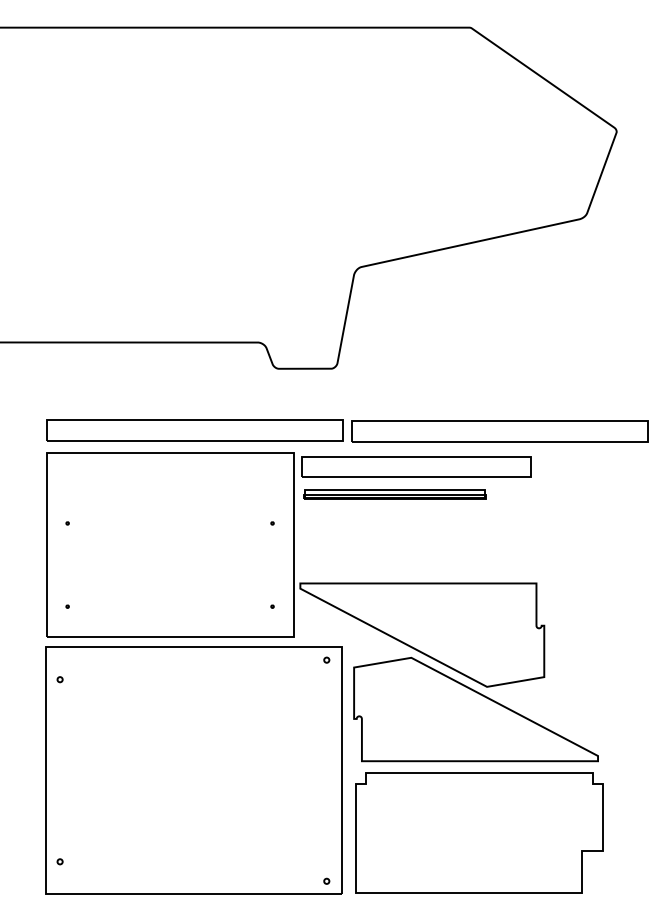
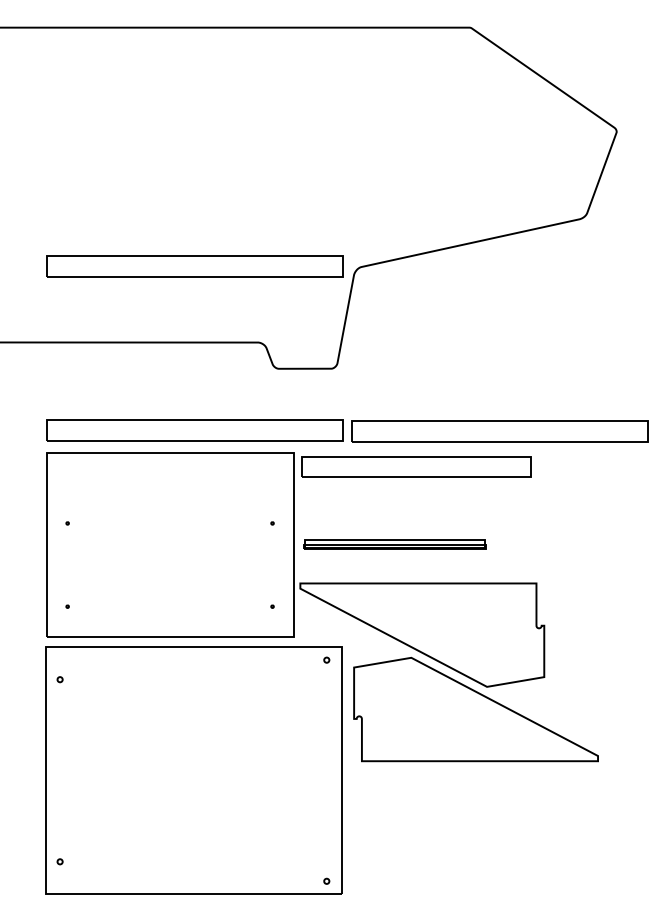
part: none -> present (194, 266)
part position: (394, 494) -> (394, 544) (394, 544)
part: present -> none (479, 832)
